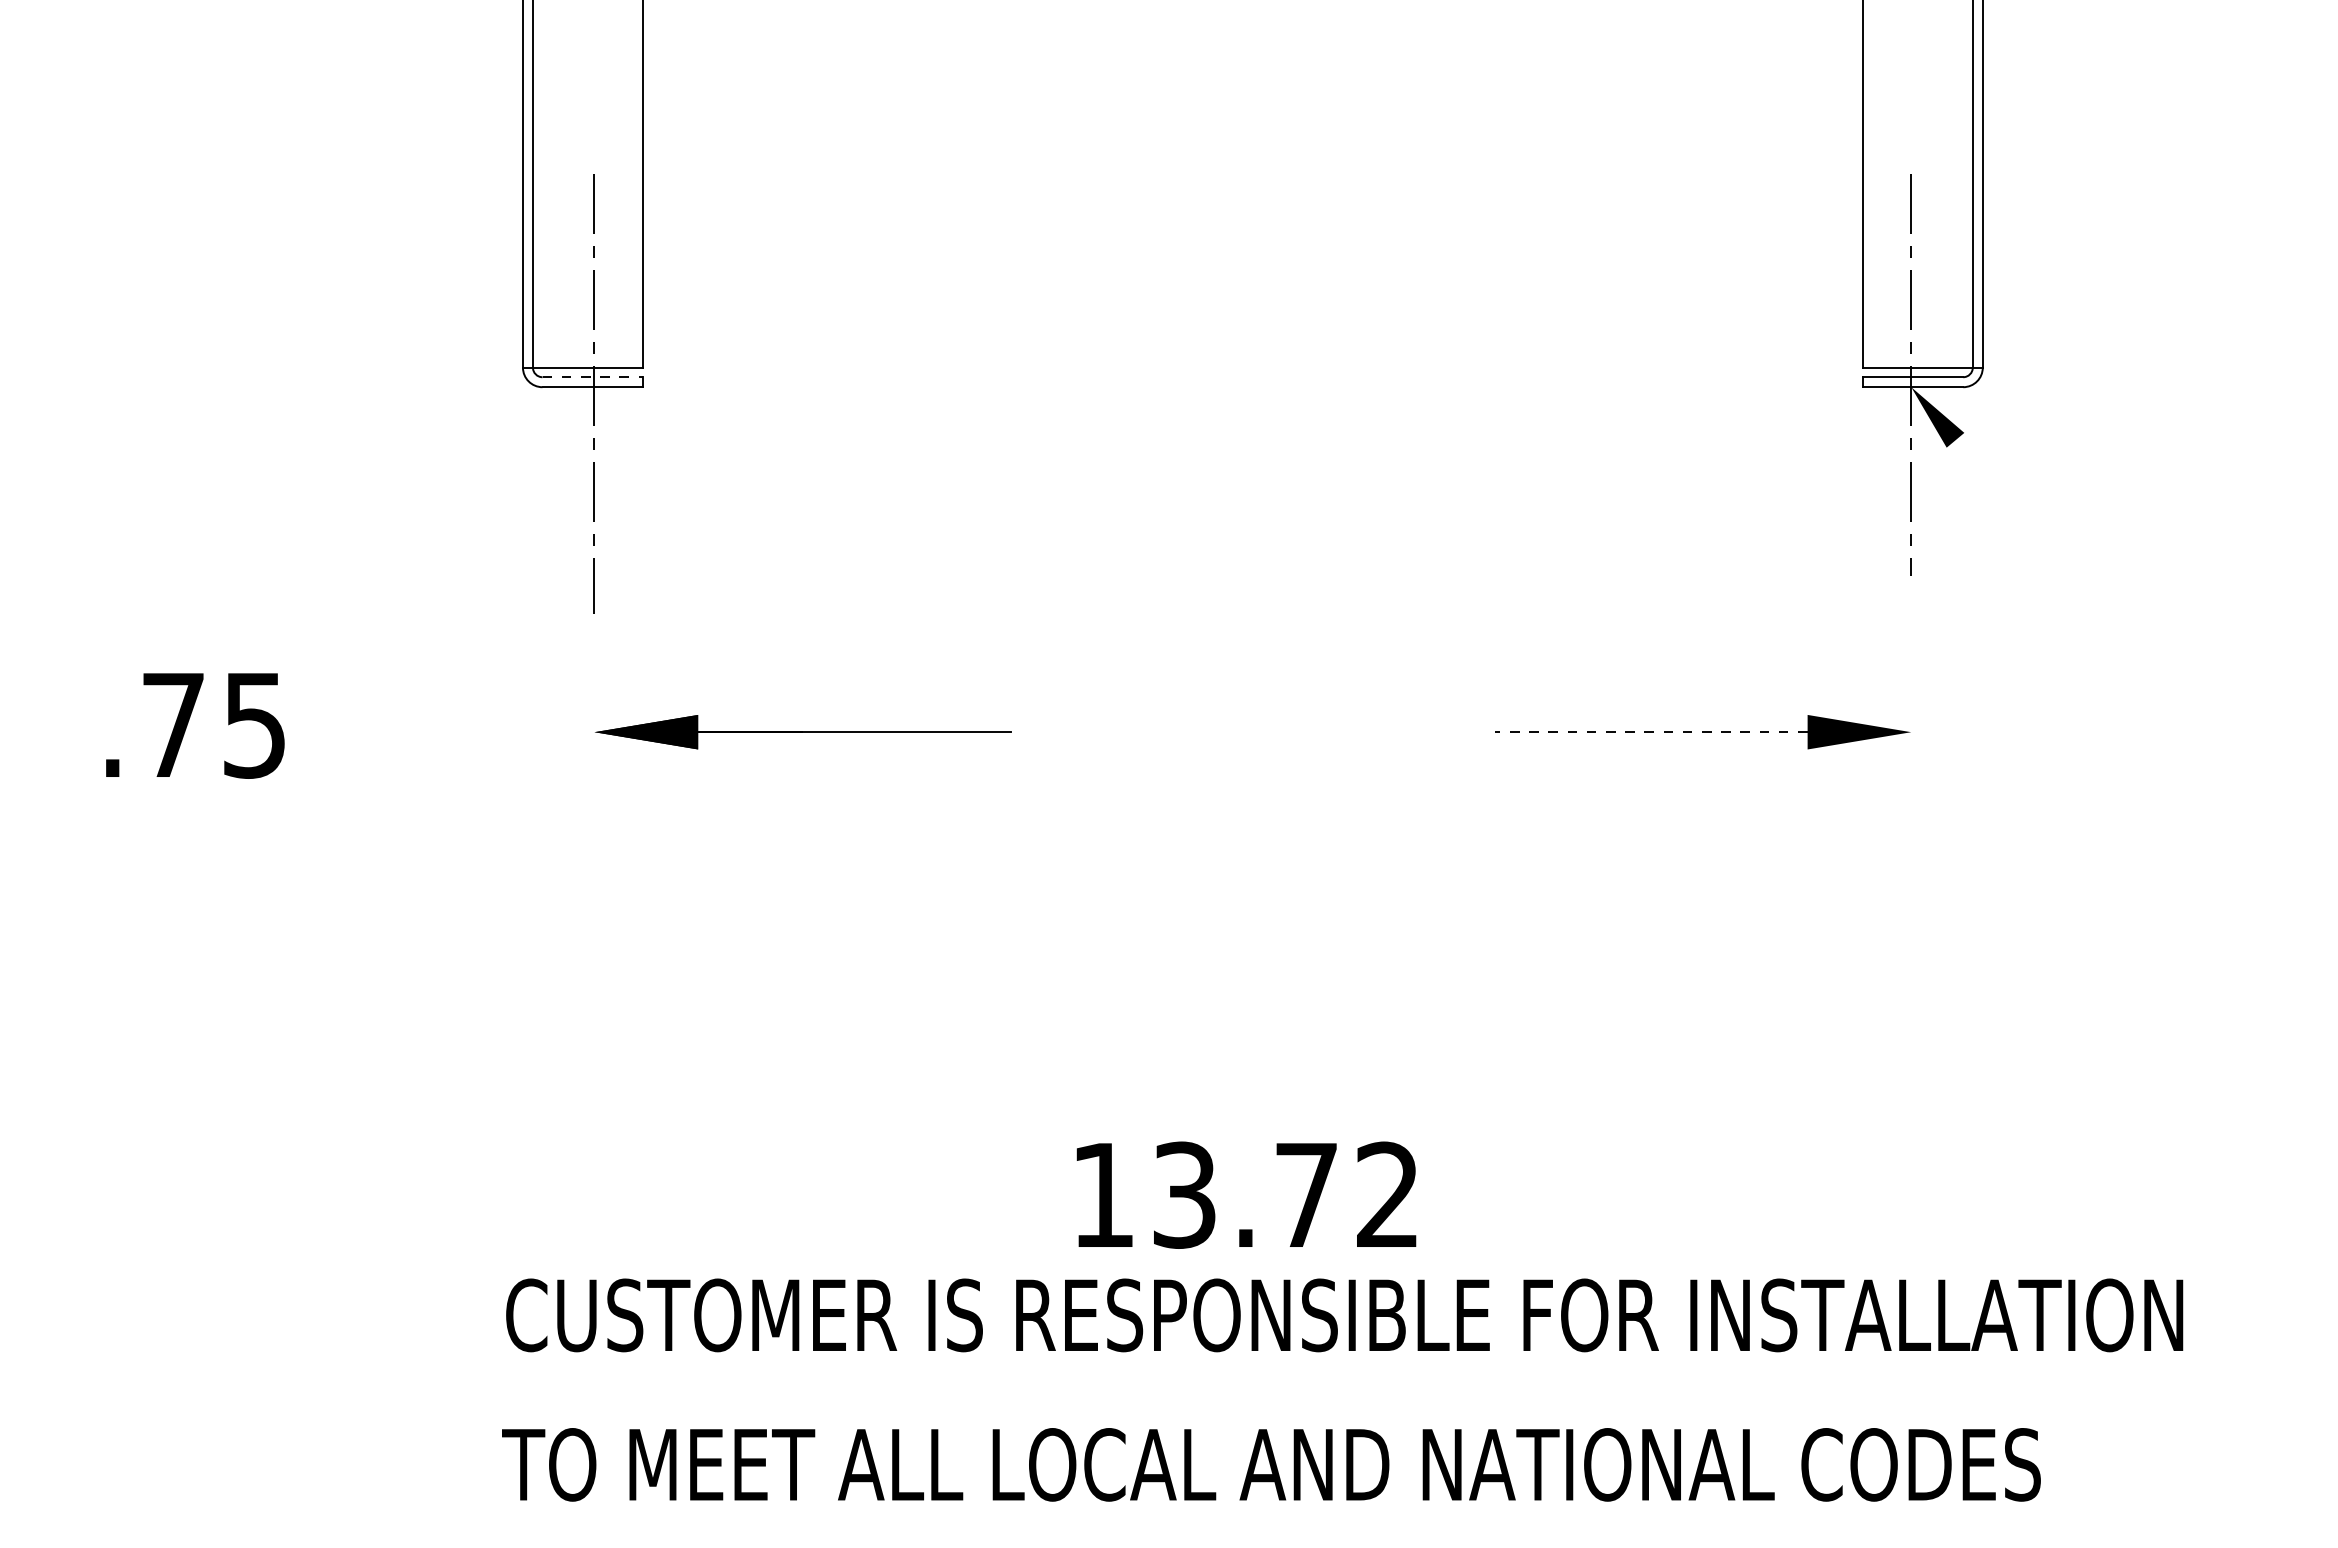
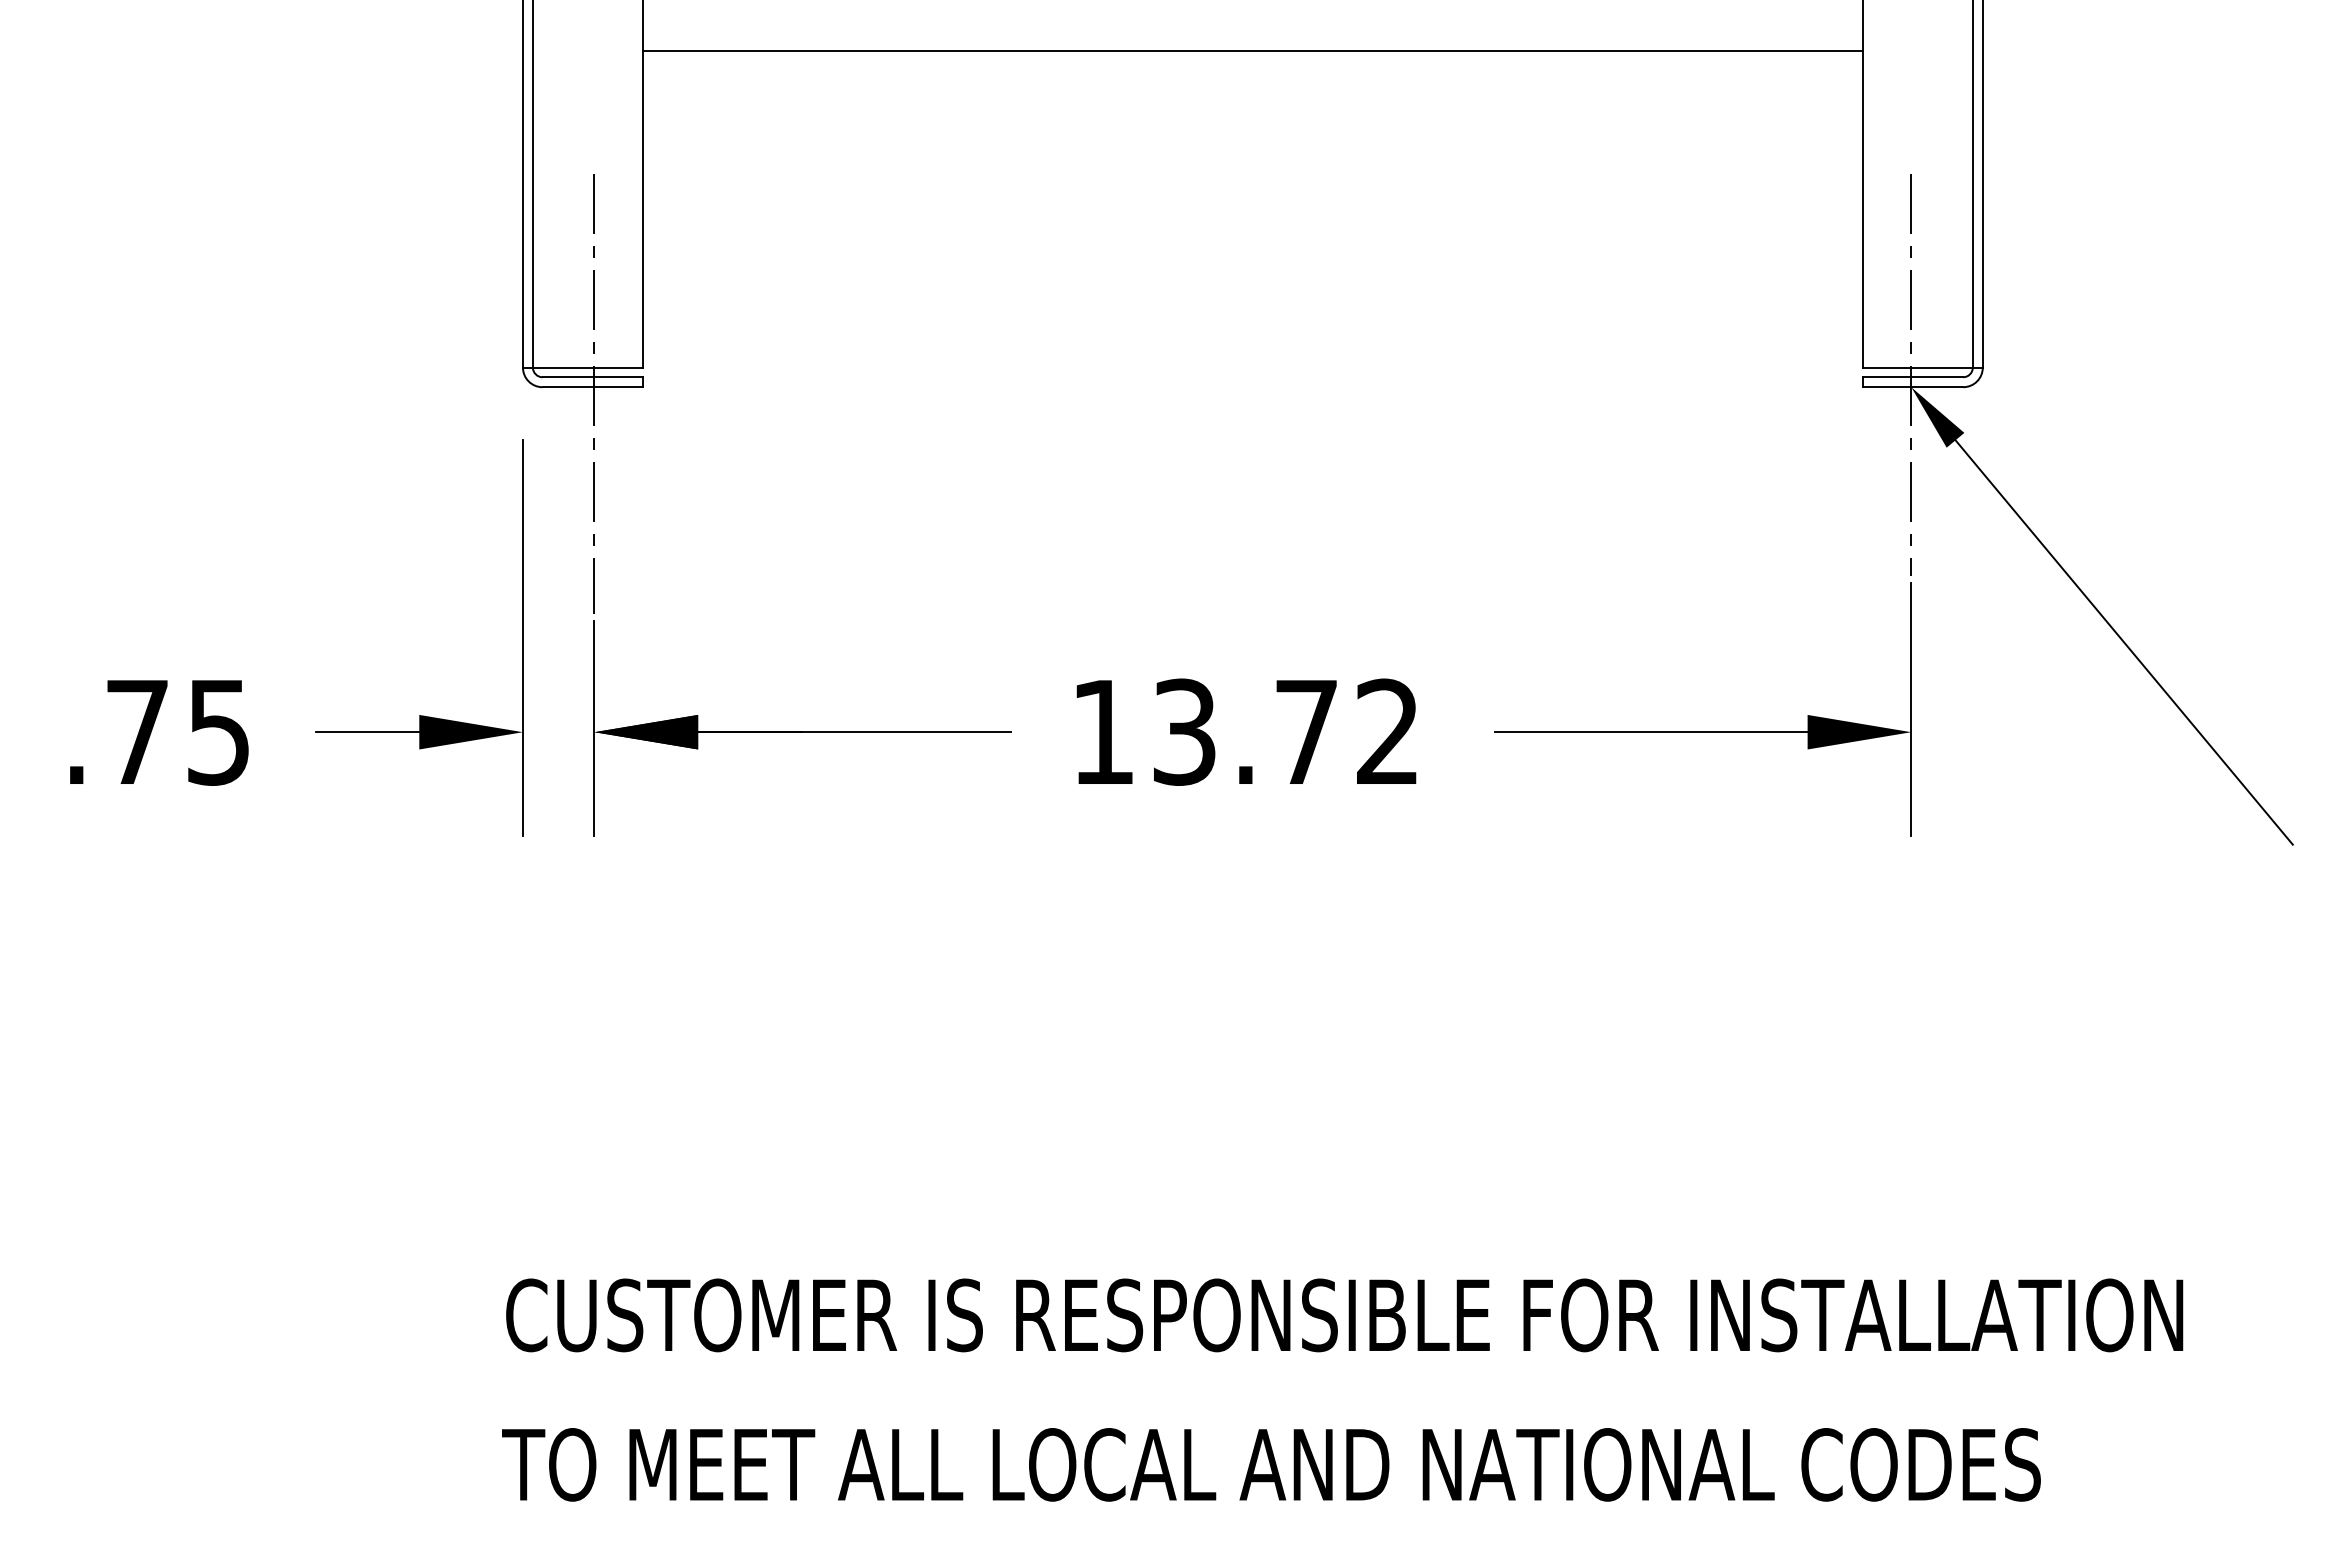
line: none -> present (1252, 51)
line: dashed -> solid (593, 377)
line: none -> present (2123, 642)
line: none -> present (1911, 709)
part: none -> present (419, 715)
text position: (195, 725) -> (159, 732) (159, 732)
line: none -> present (594, 728)
line: dashed -> solid (1650, 732)
text position: (1246, 1194) -> (1246, 731) (1246, 731)
